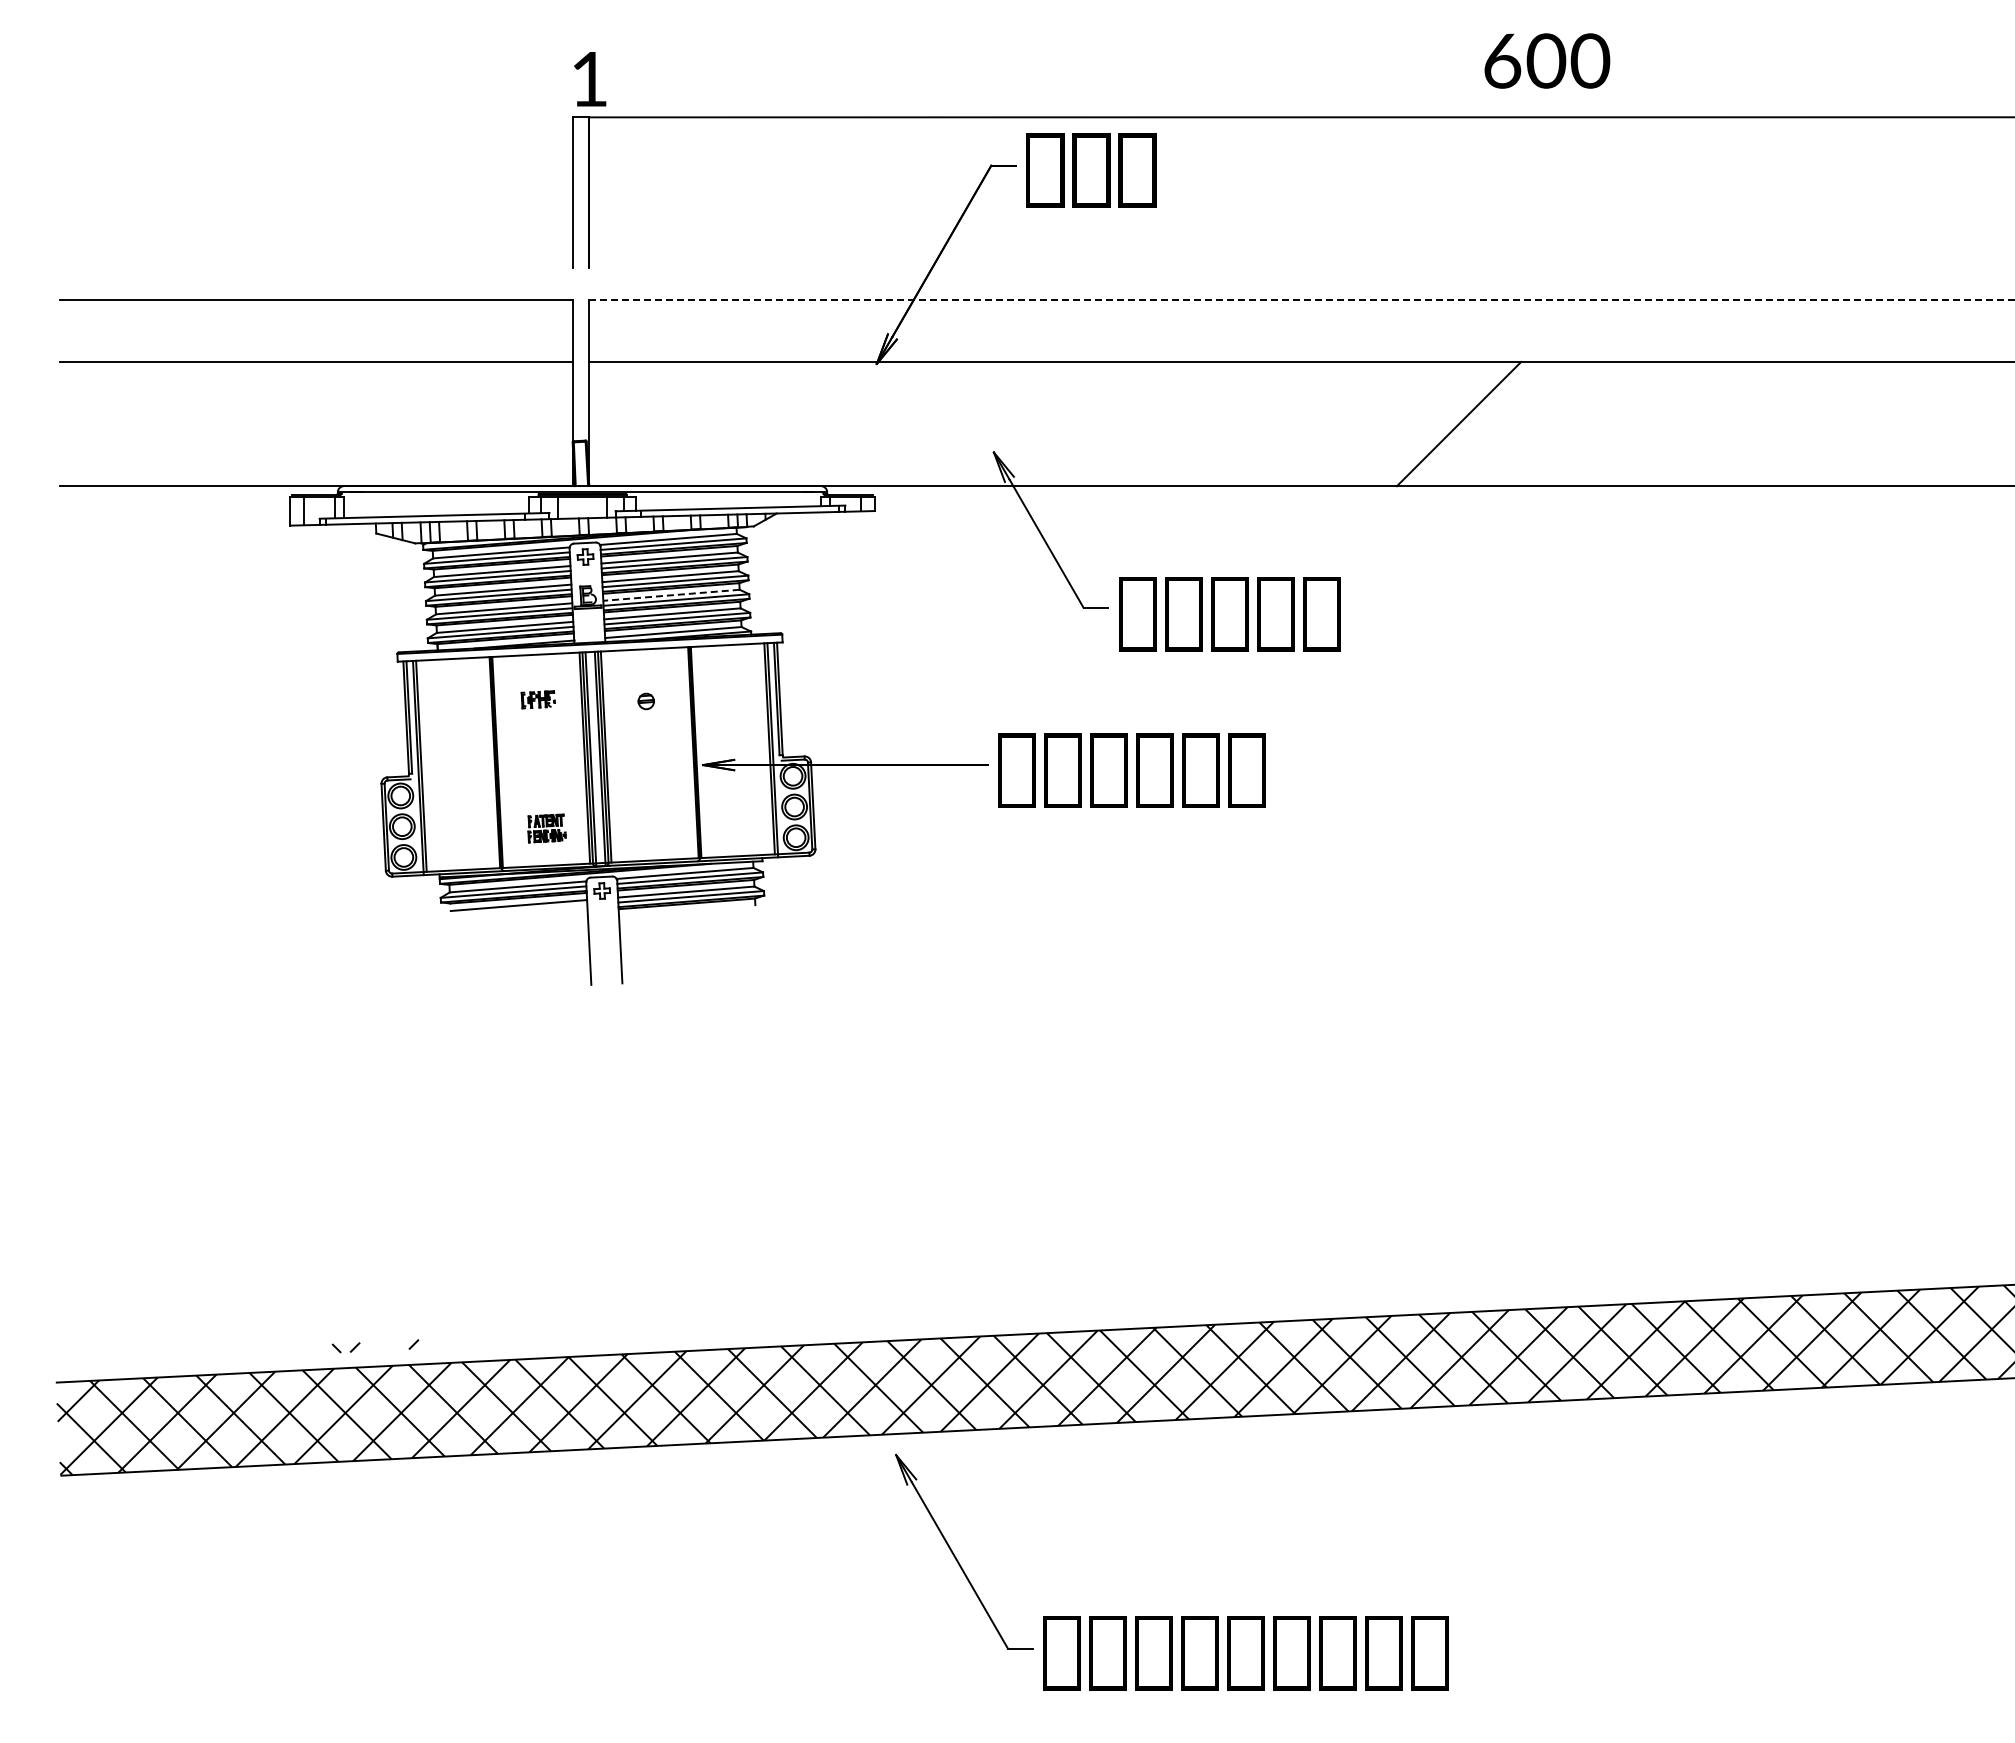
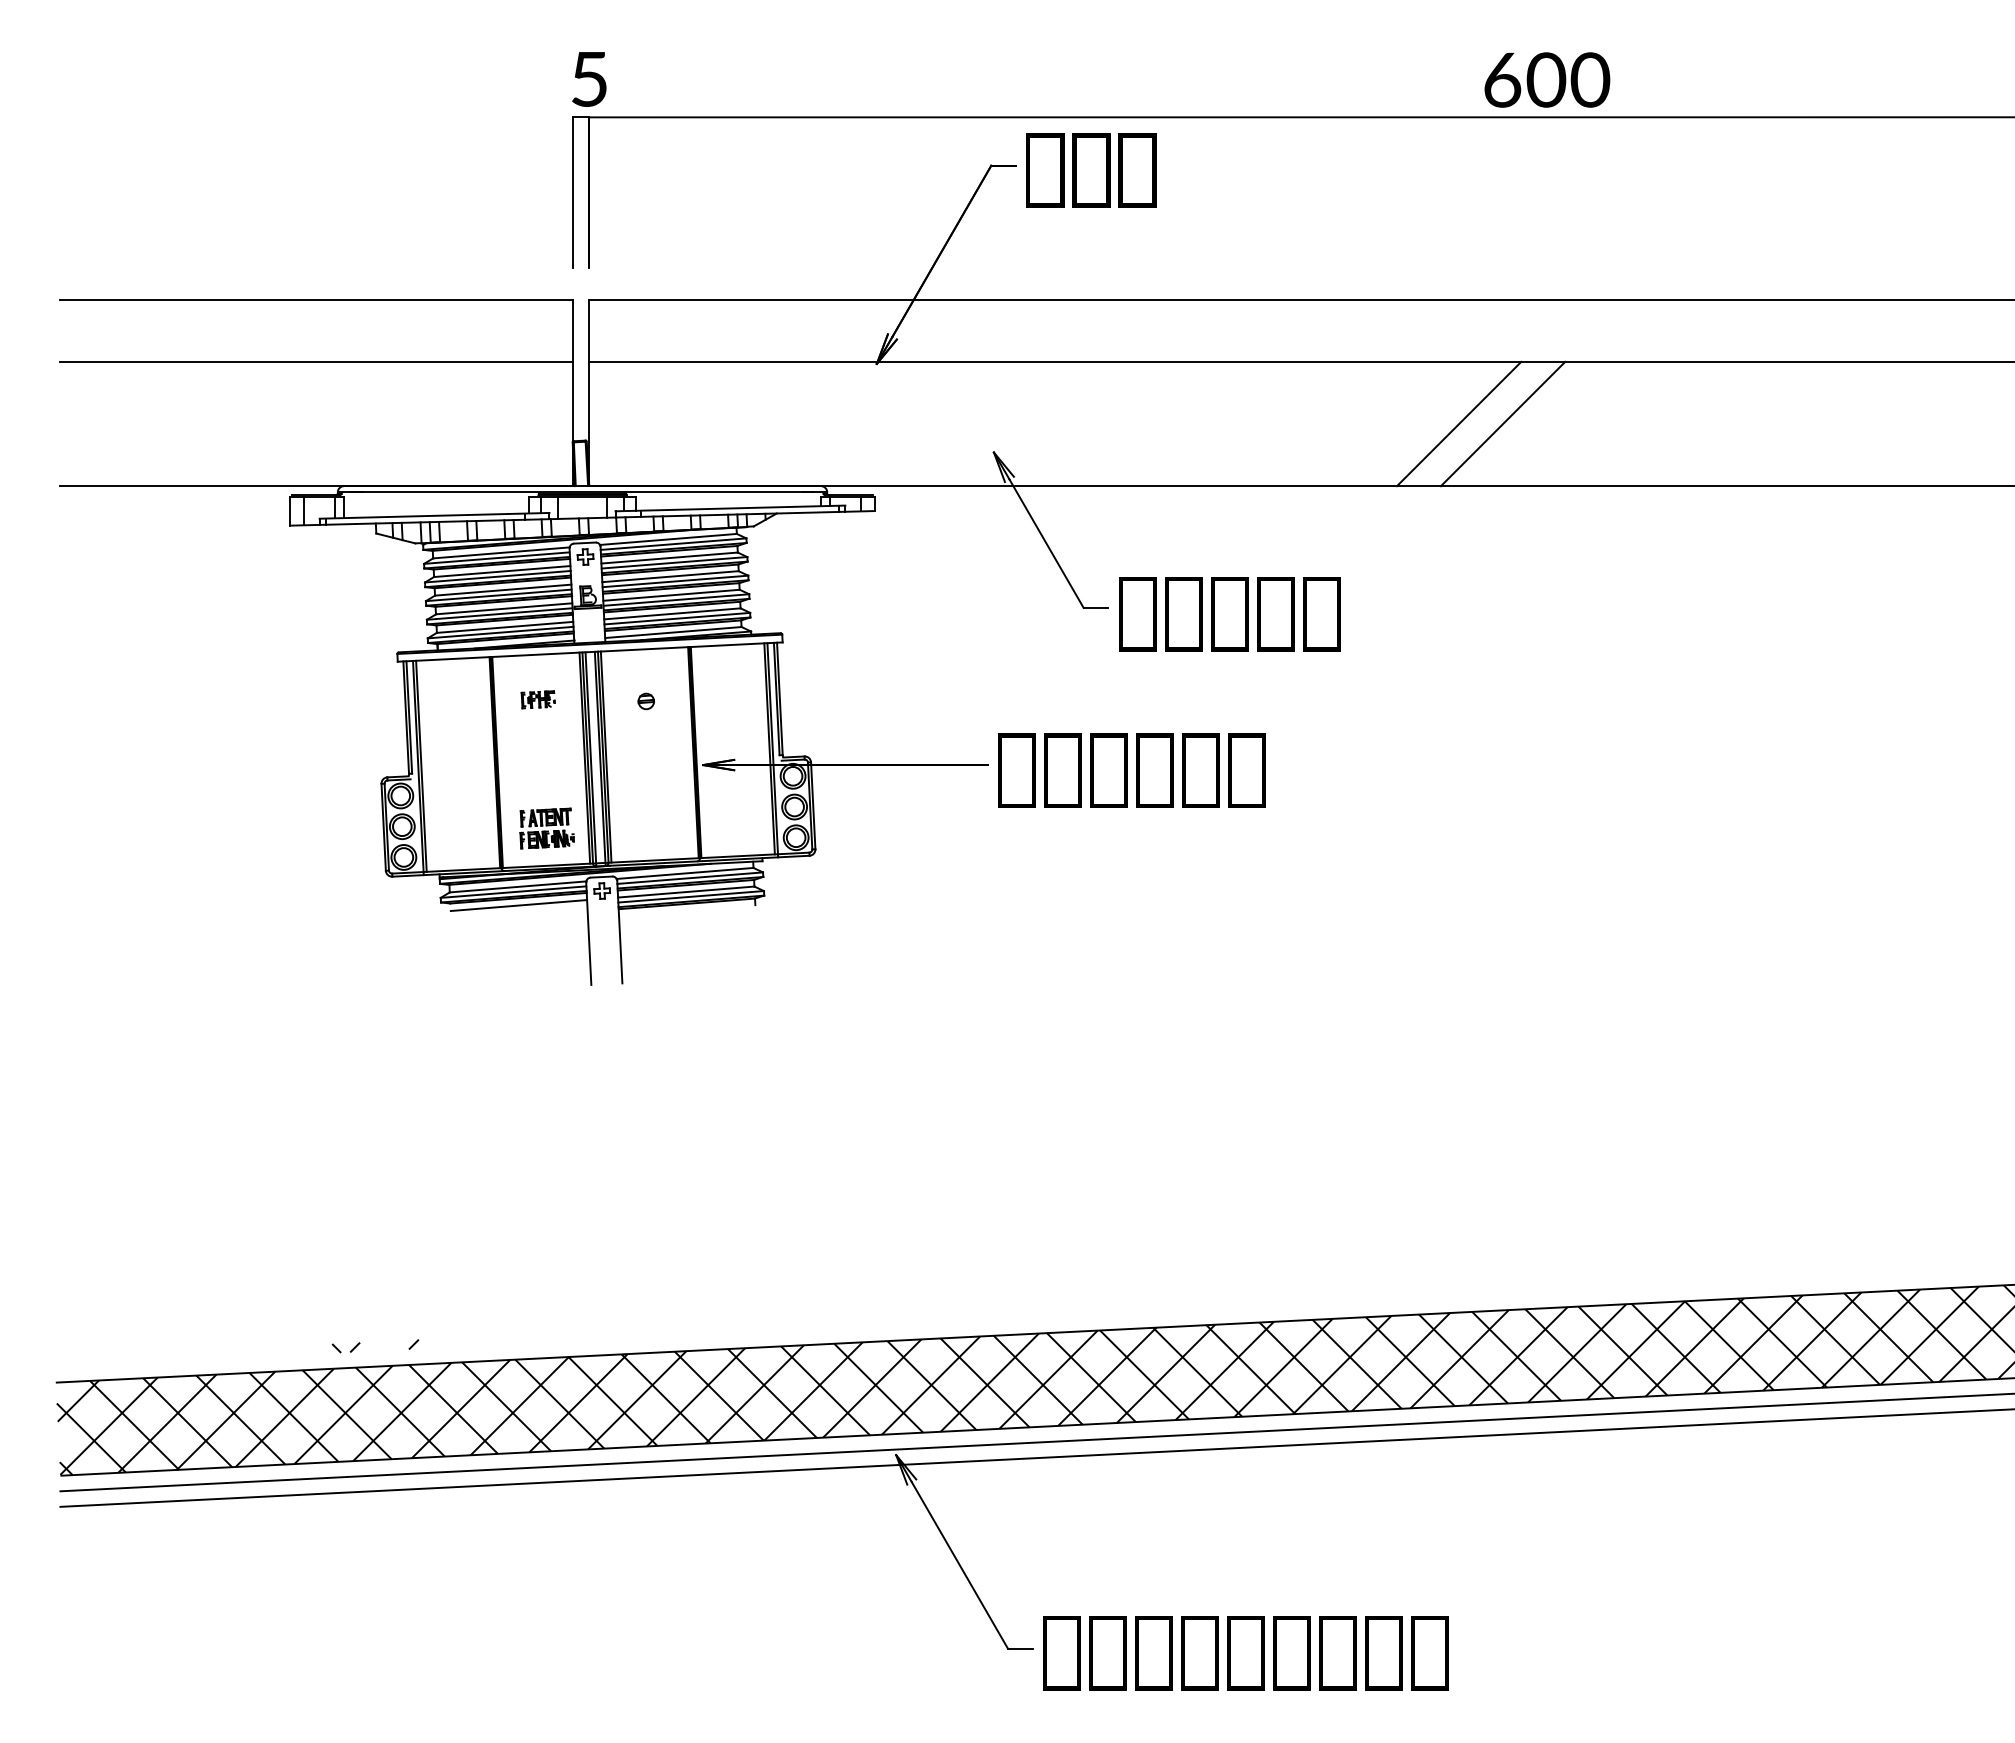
text position: (1547, 60) -> (1547, 79) (1547, 79)
text: 1 -> 5 (589, 79)
line: dashed -> solid (1301, 299)
line: none -> present (1502, 423)
line: dashed -> solid (671, 595)
part size: 40x31 px -> 56x43 px (546, 828)
line: none -> present (1035, 1442)
line: none -> present (1035, 1457)
